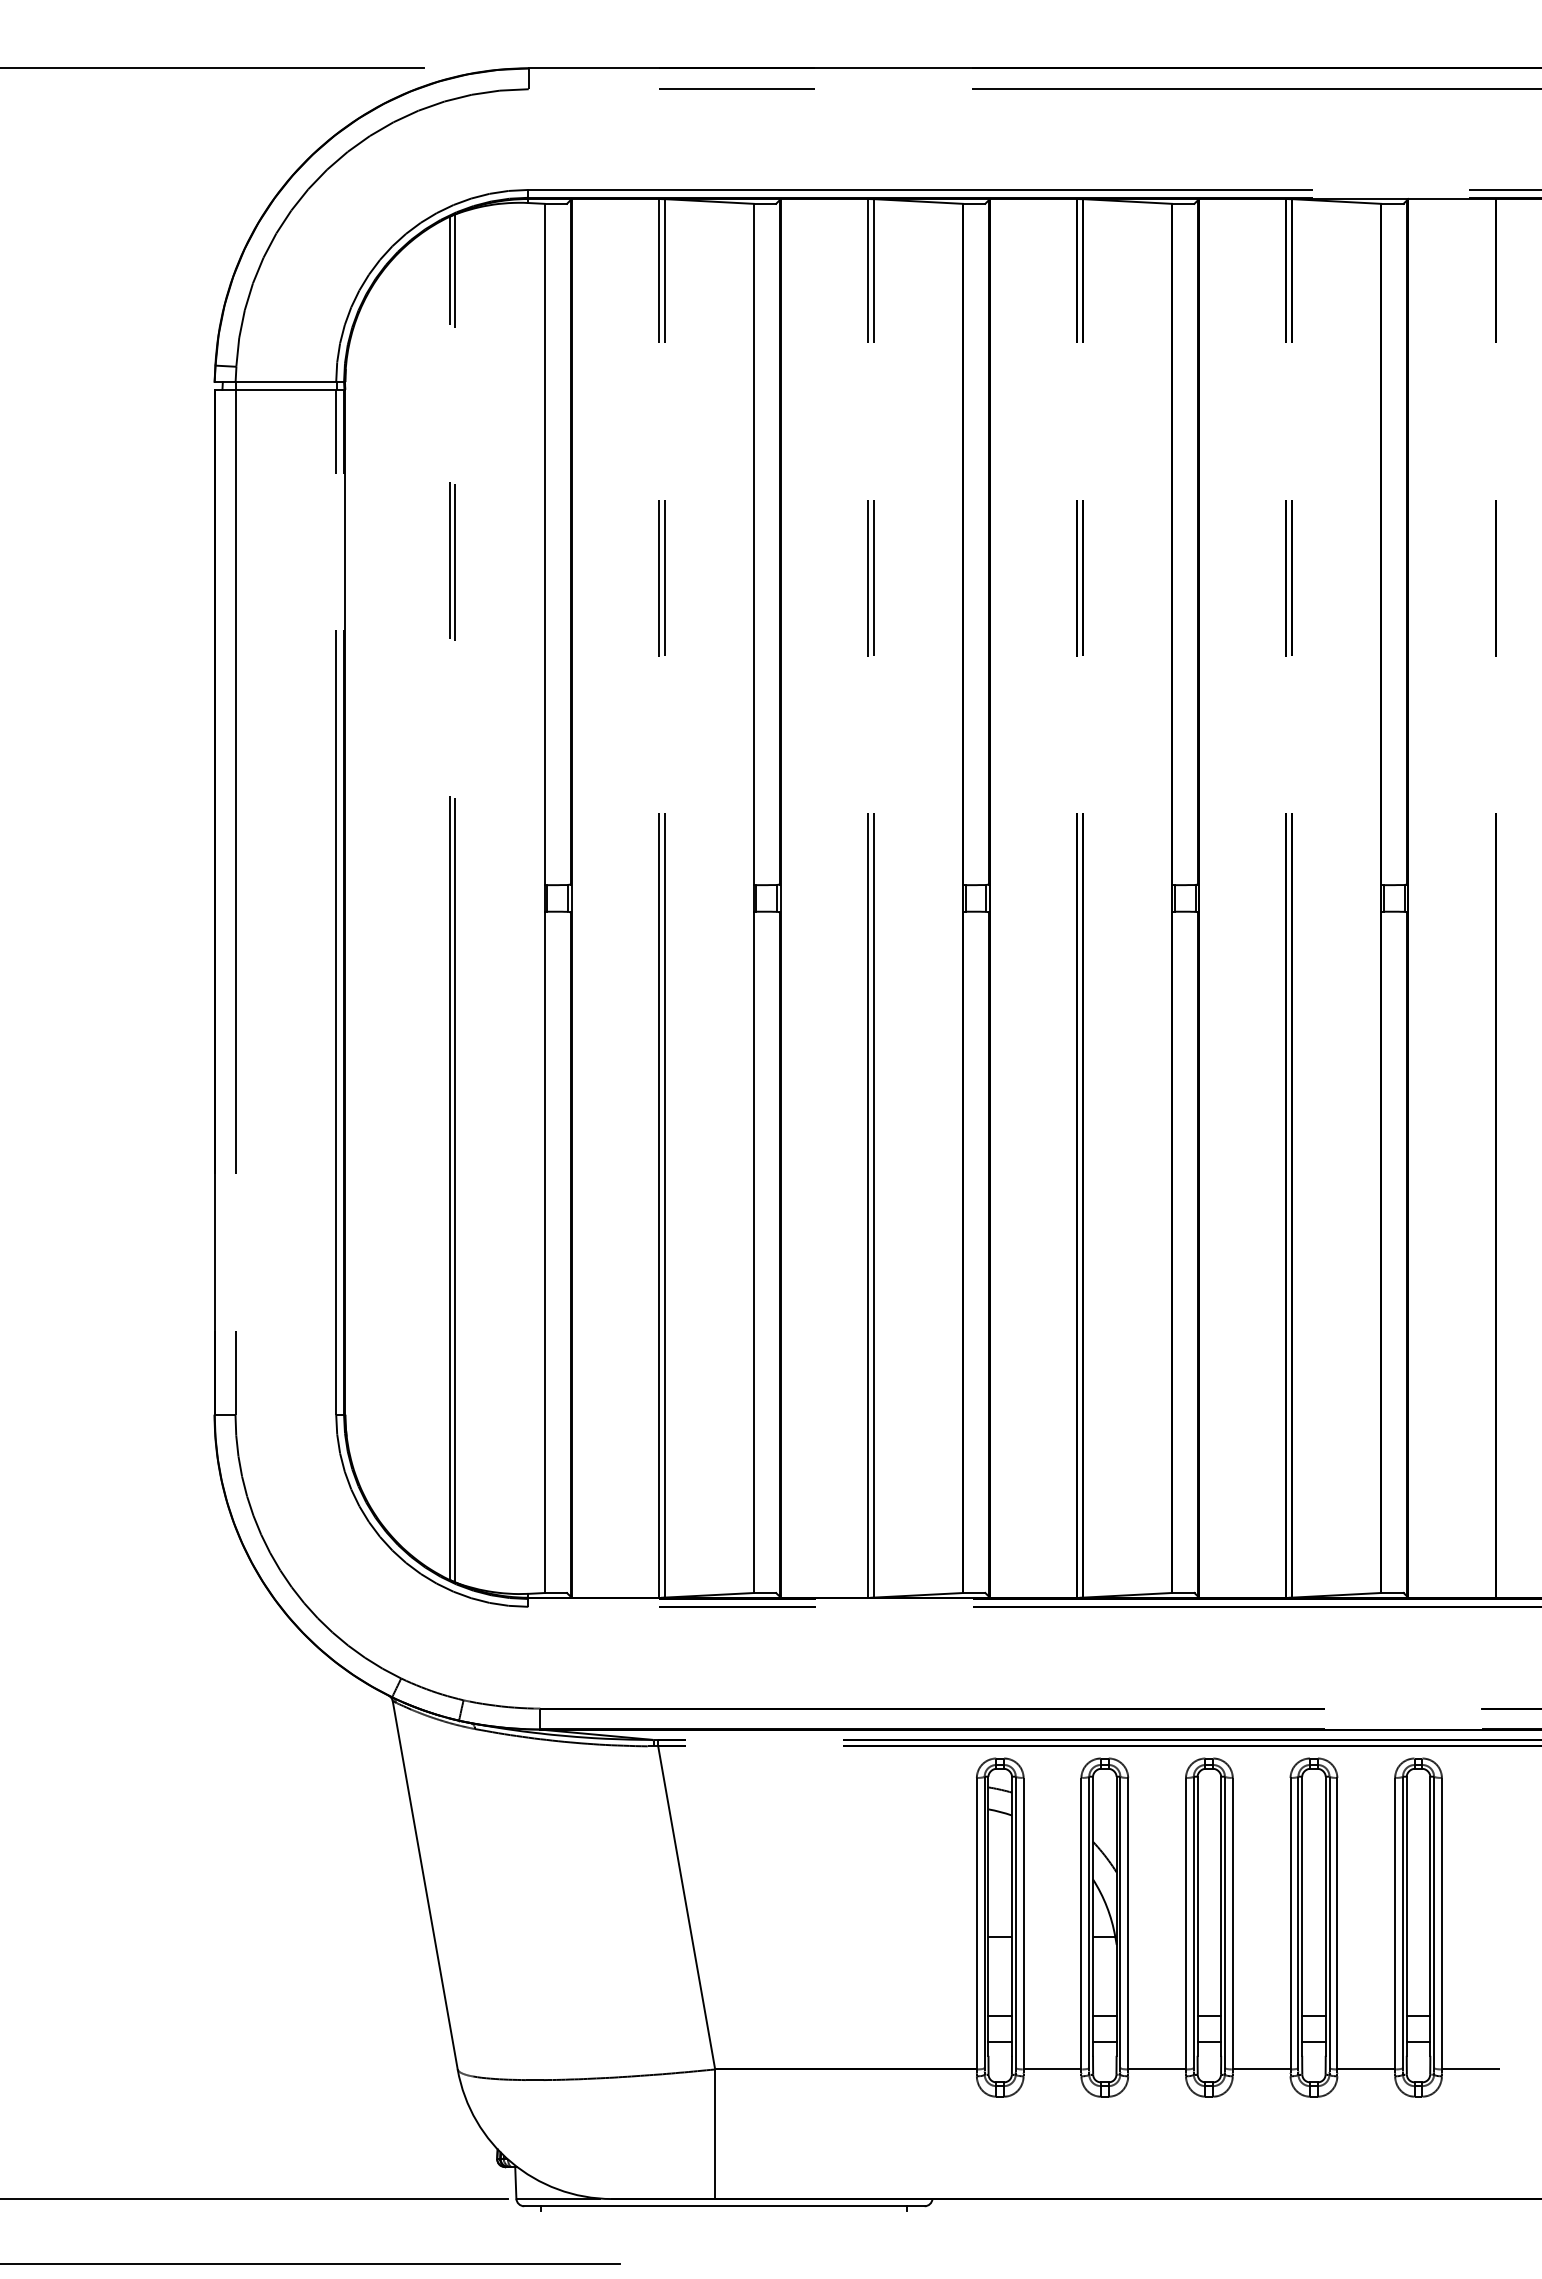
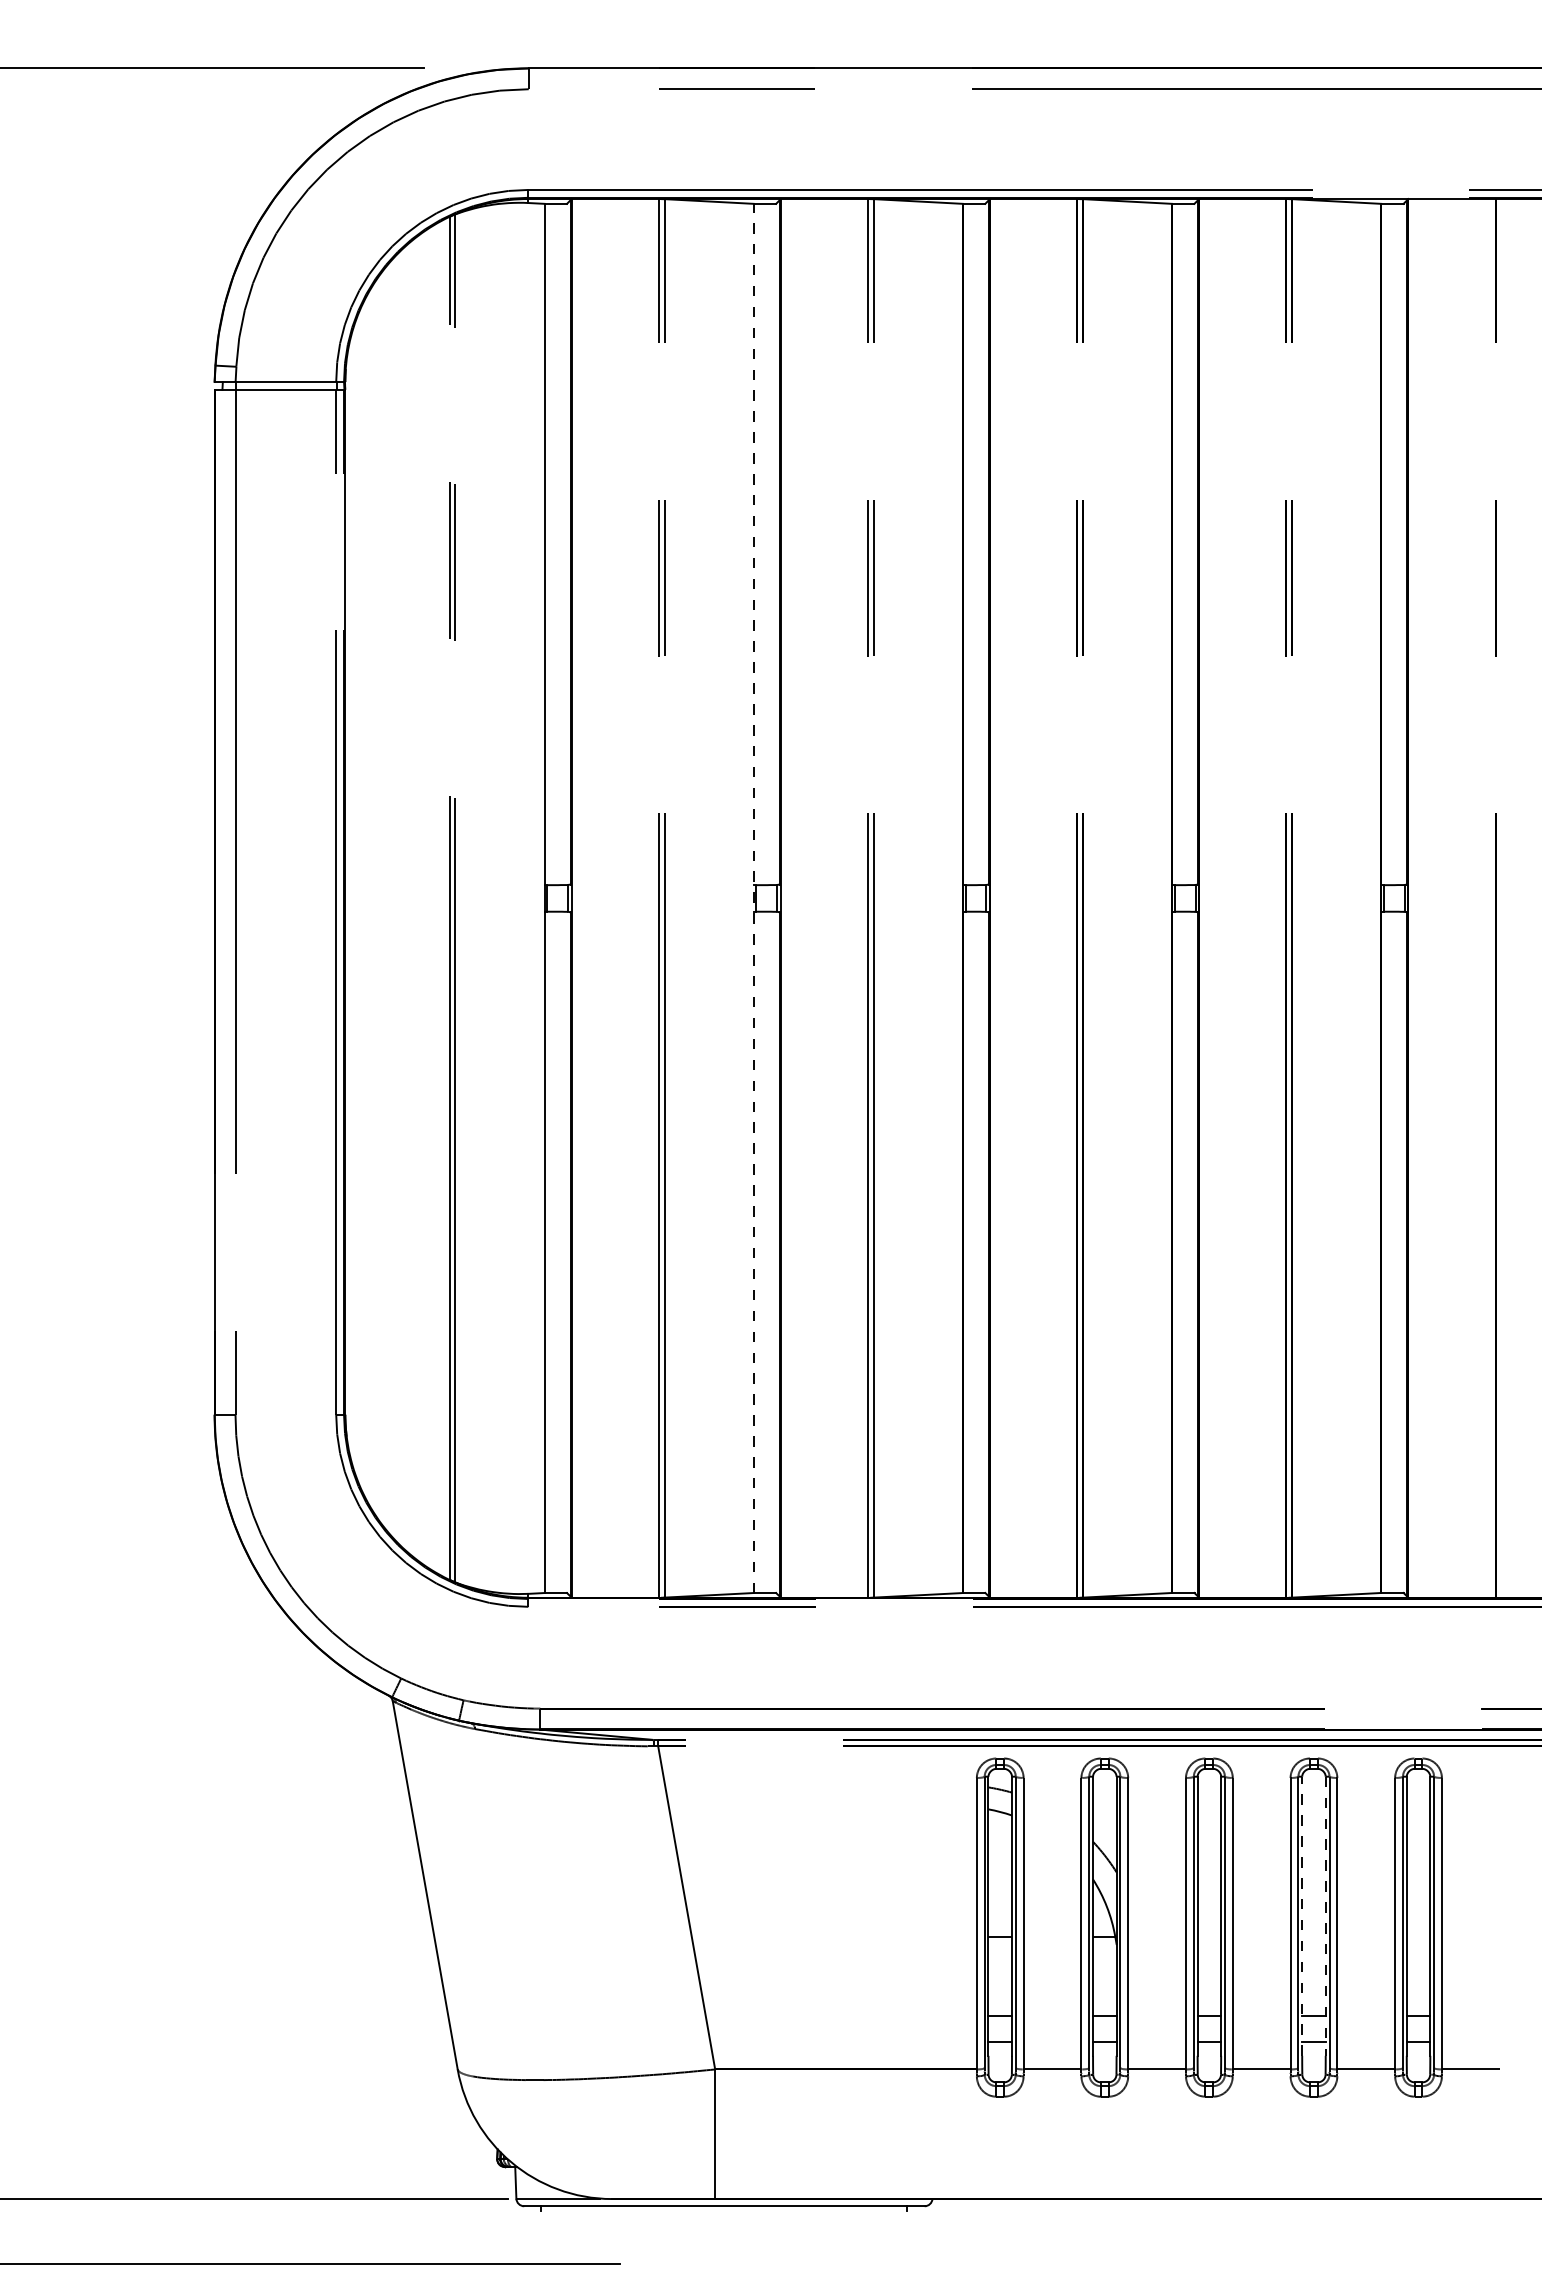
line: solid -> dashed (753, 898)
line: solid -> dashed (1302, 1916)
line: solid -> dashed (1325, 1916)
